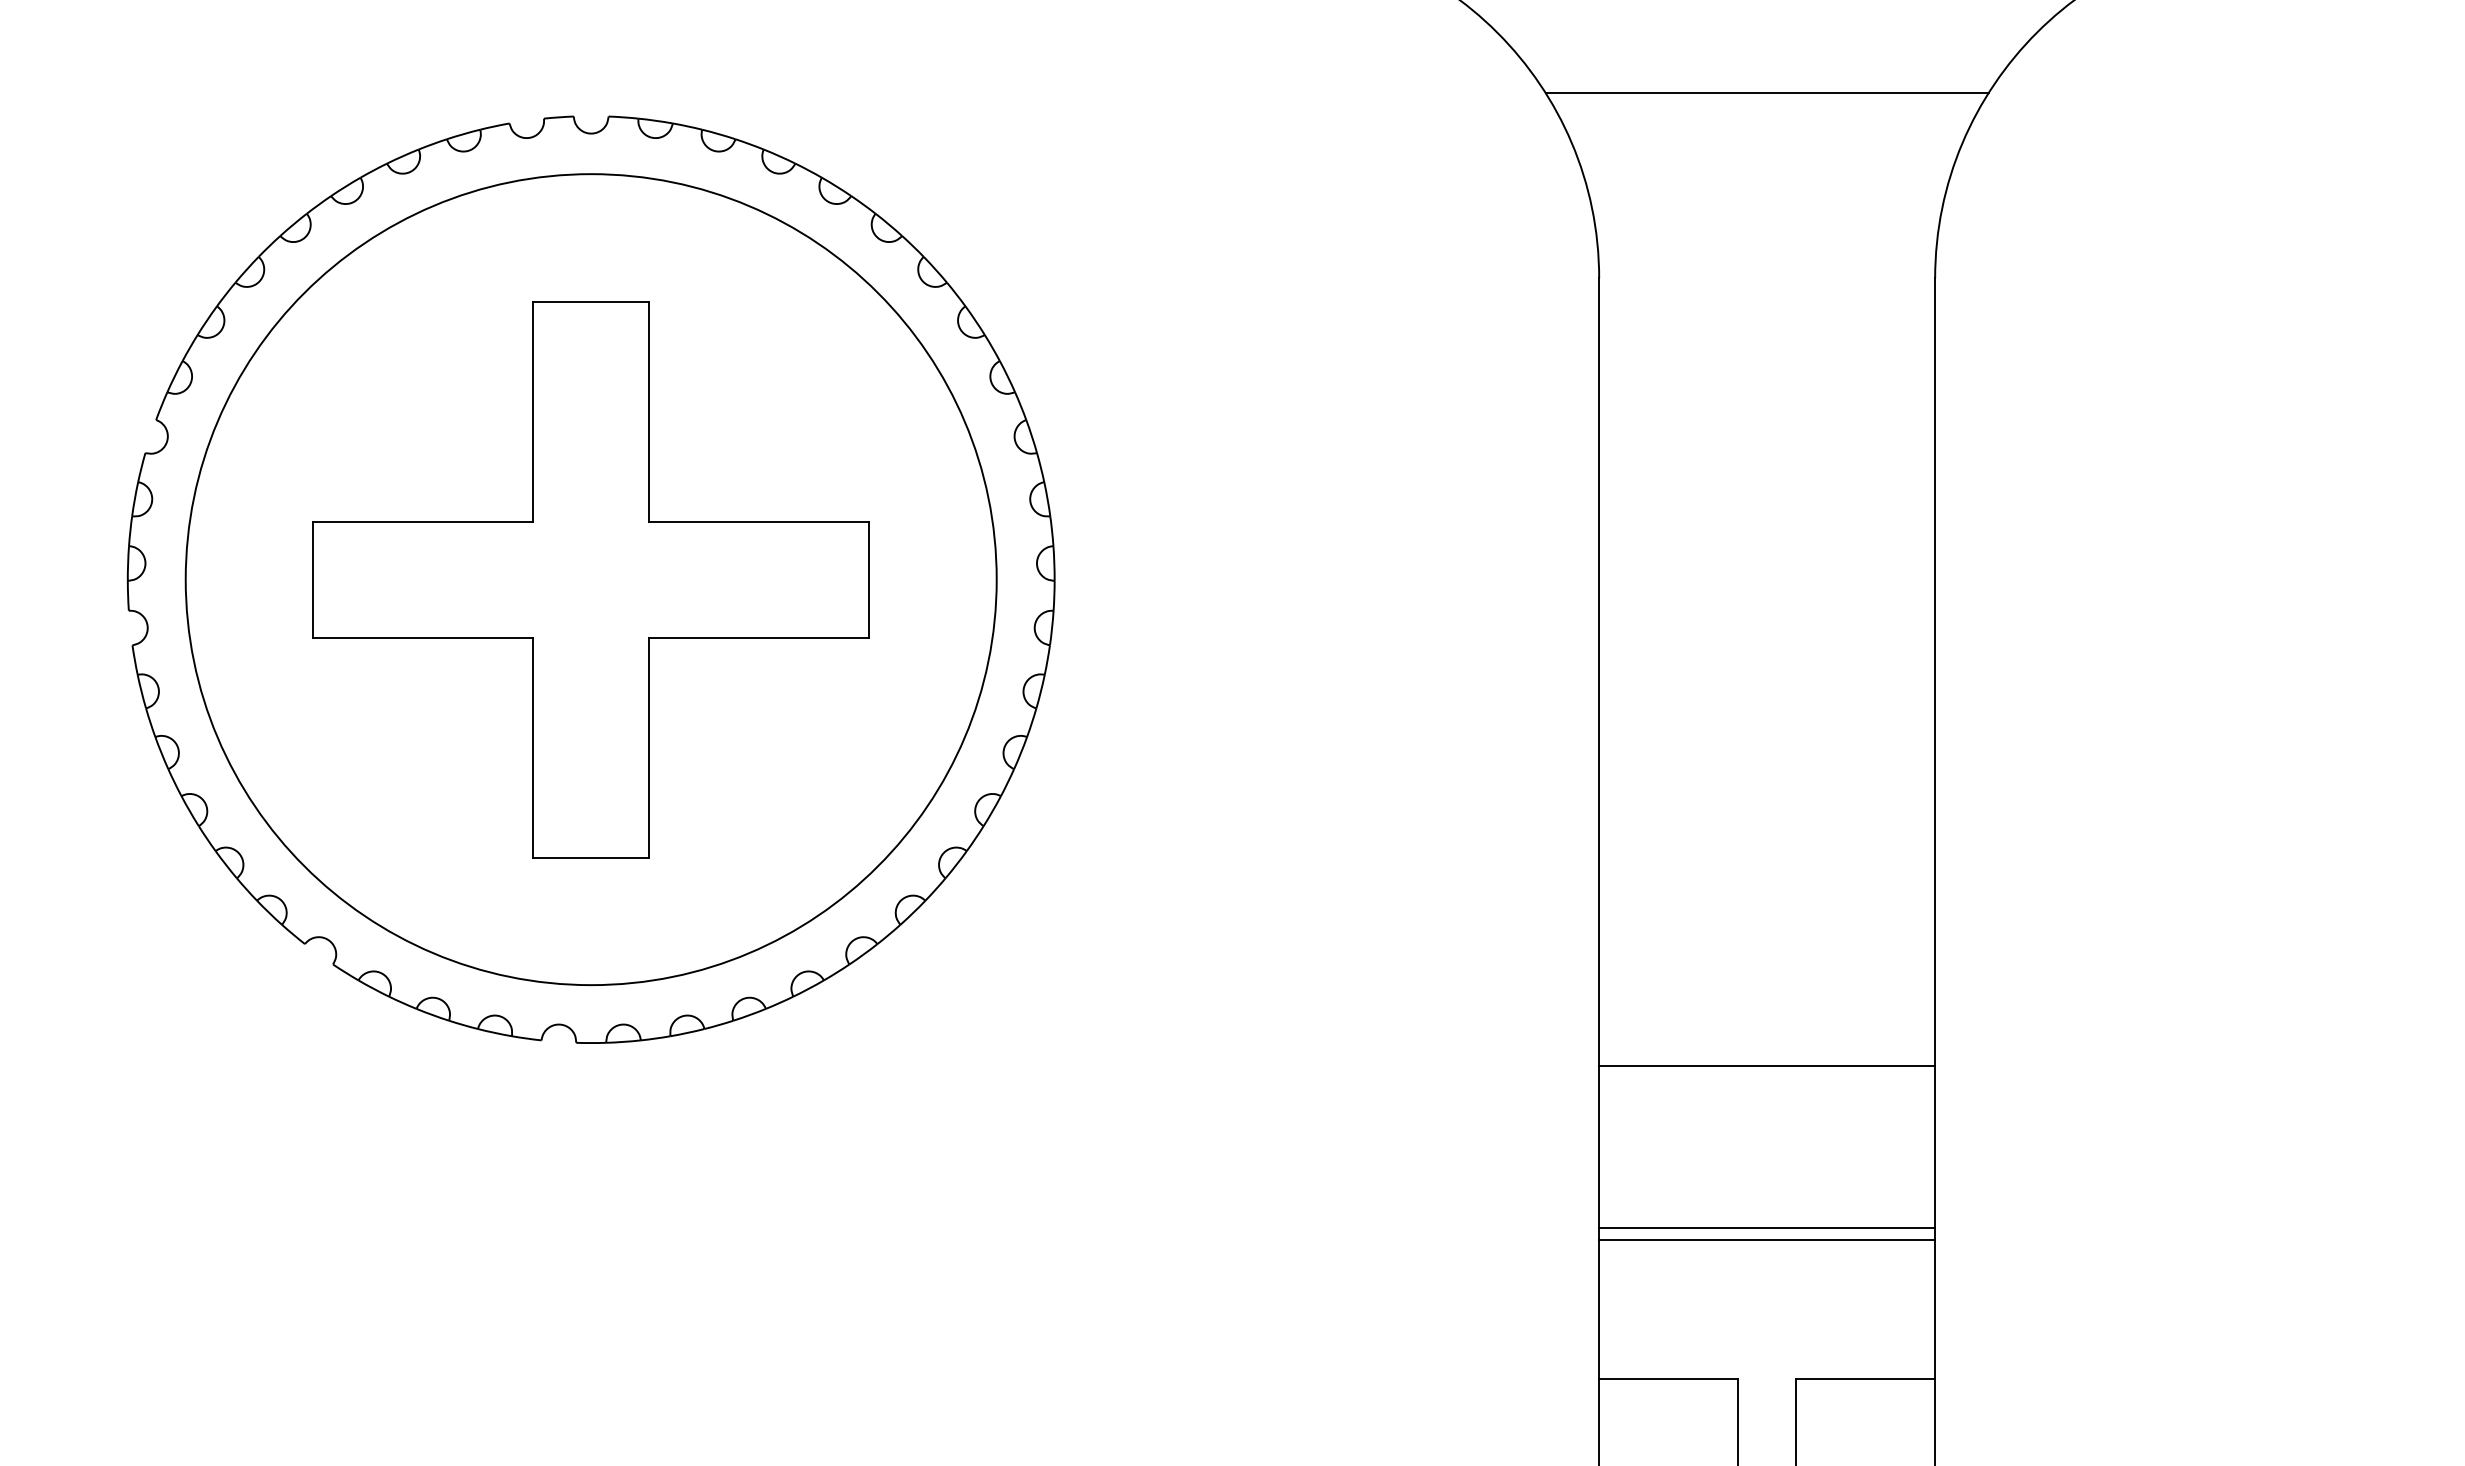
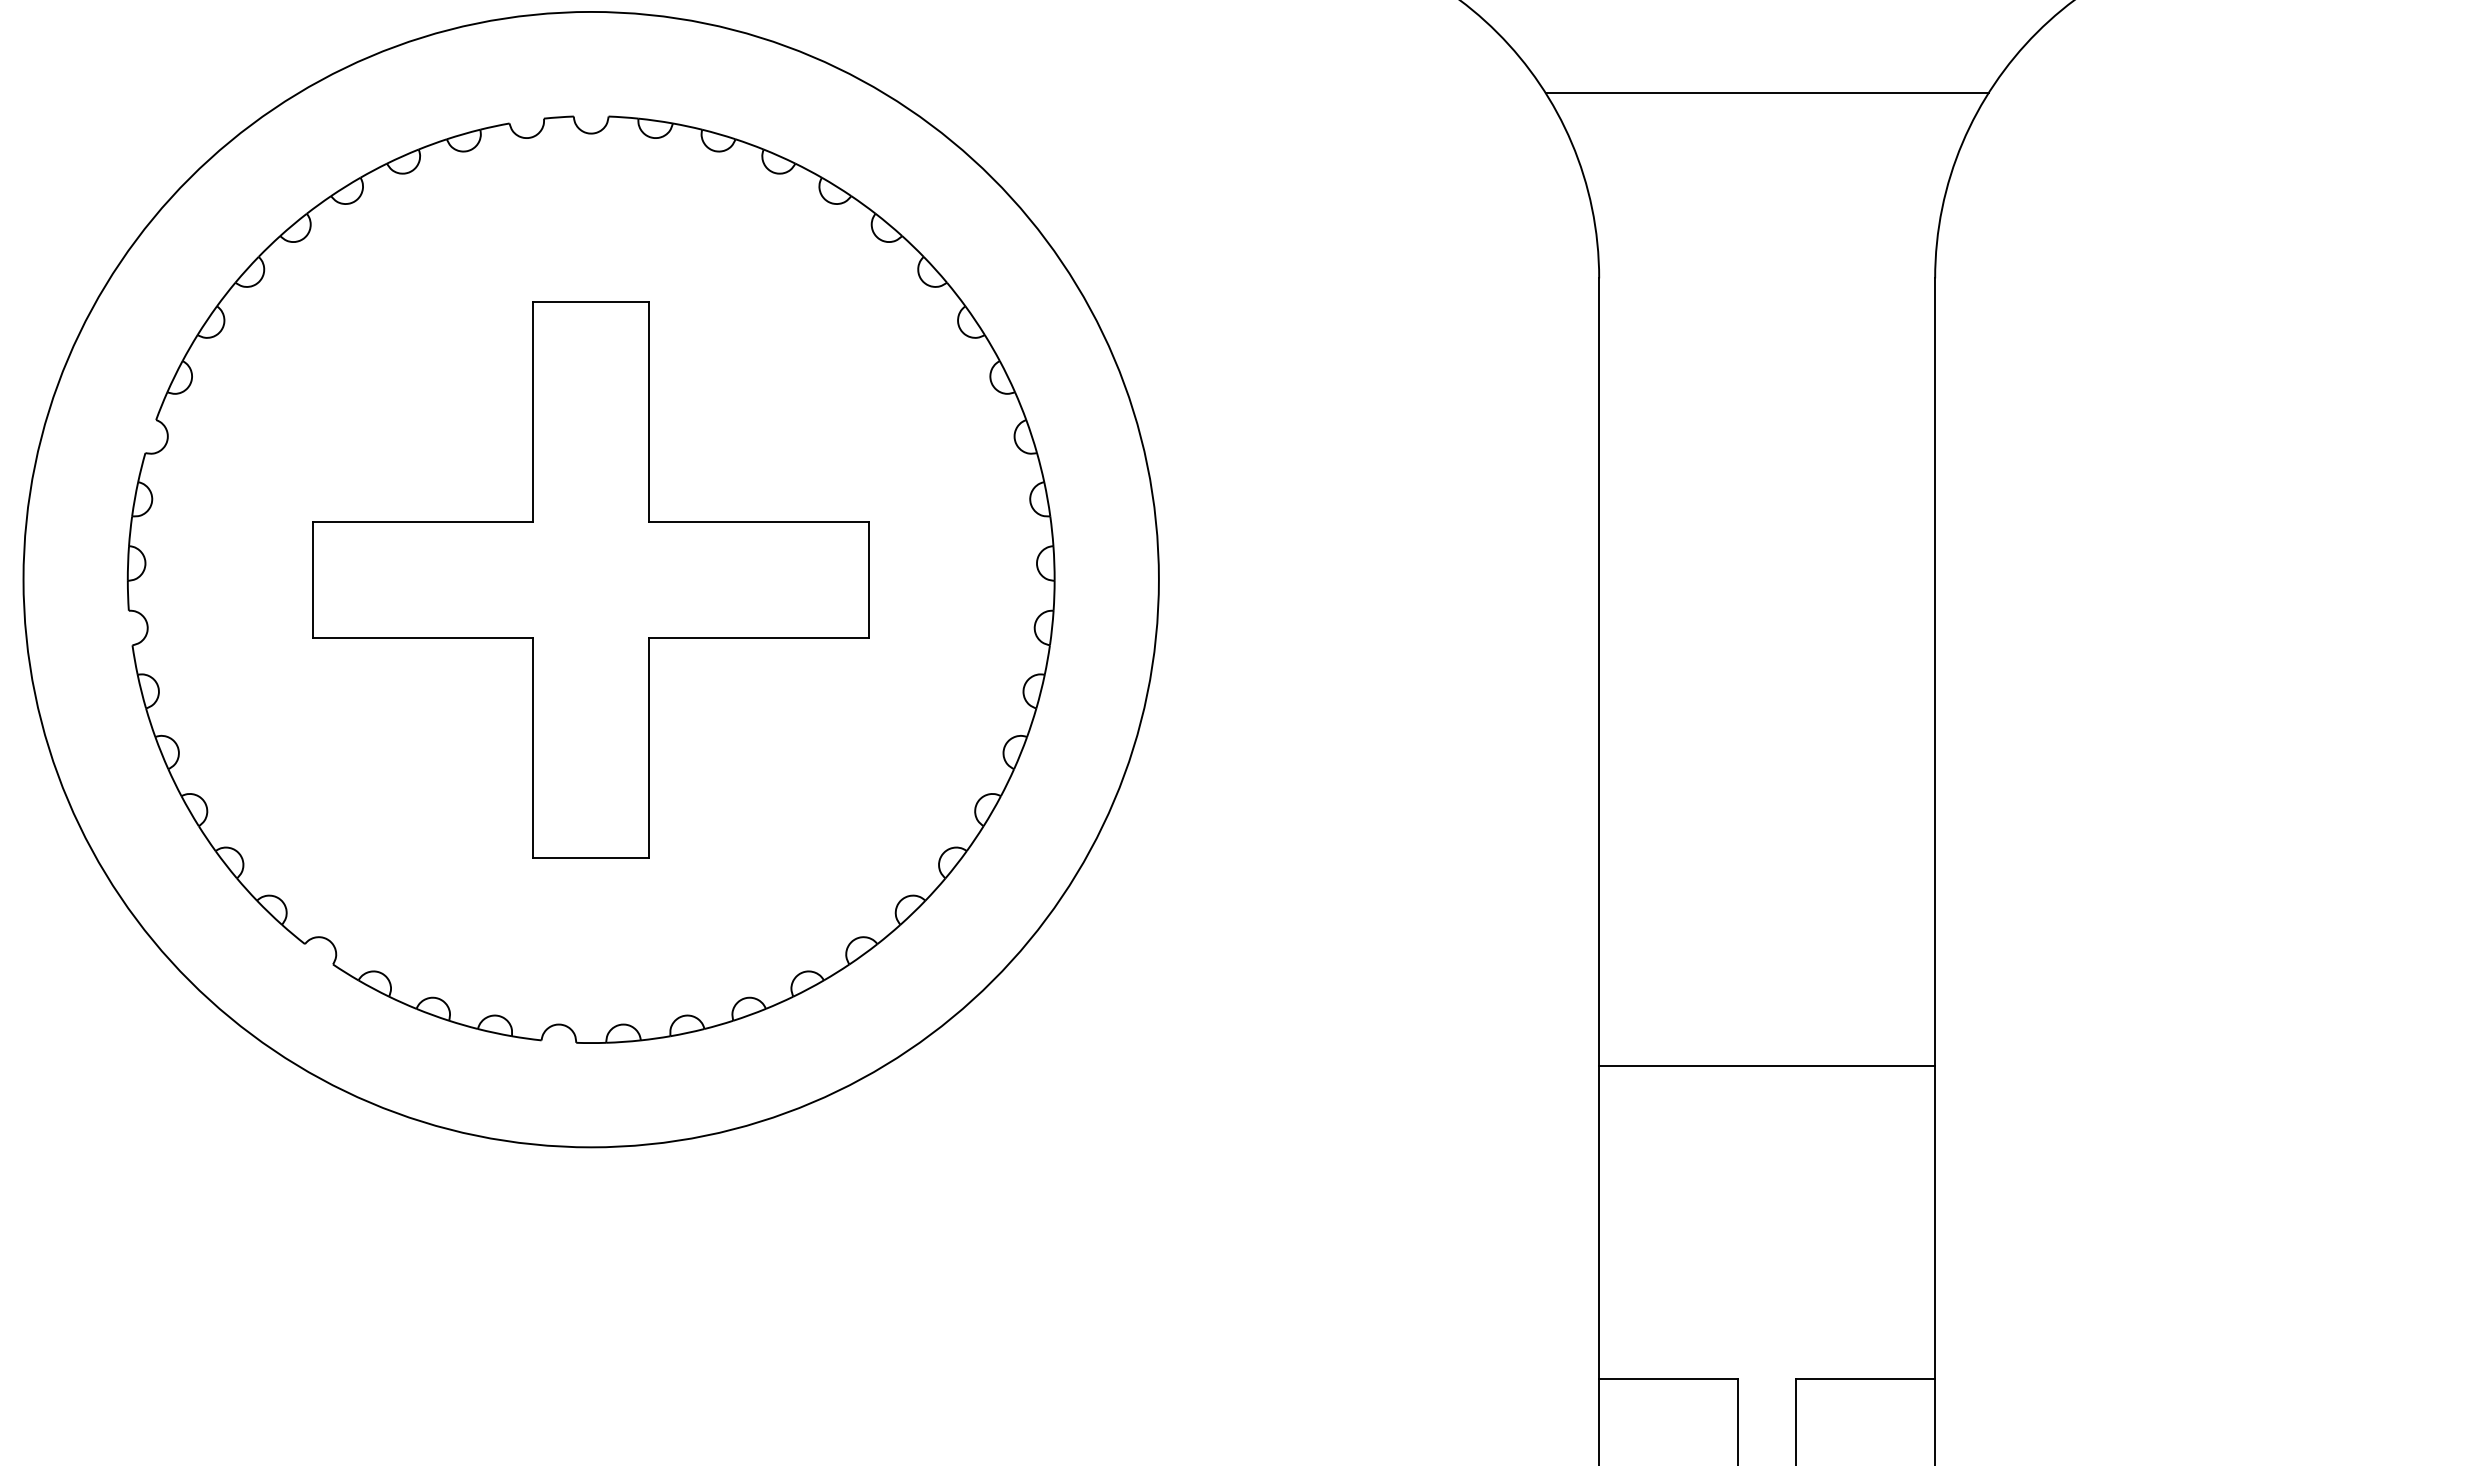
circle diameter: 811 px -> 1135 px (590, 579)
line: present -> none (1767, 1228)
line: present -> none (1767, 1240)
